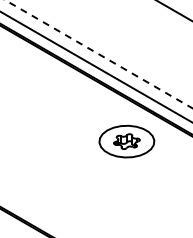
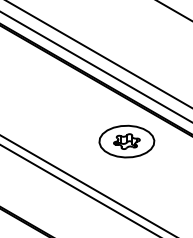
line: dashed -> solid (99, 54)
line: none -> present (87, 185)
line: none -> present (78, 190)
